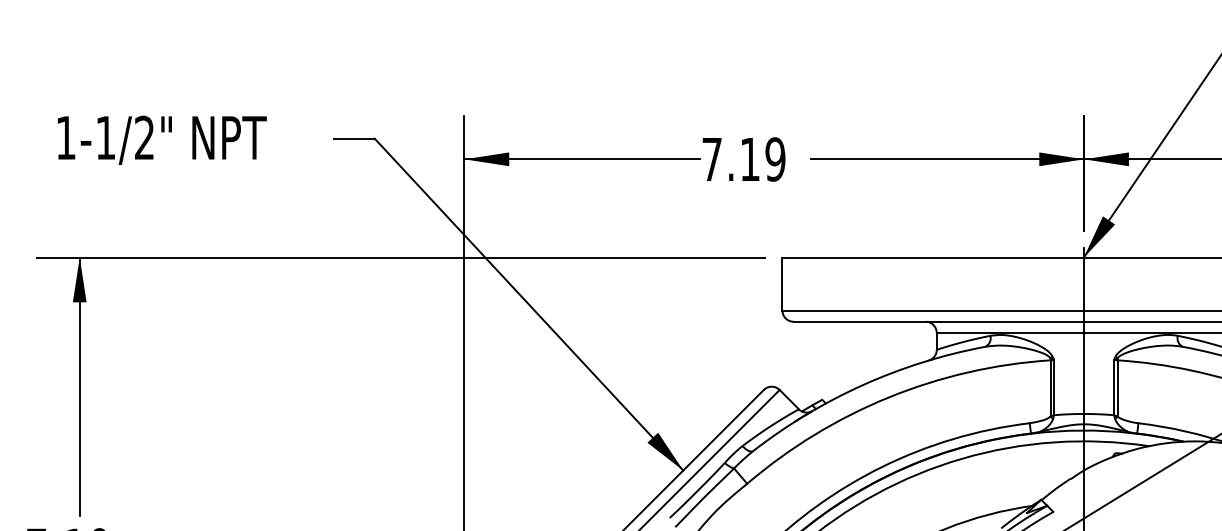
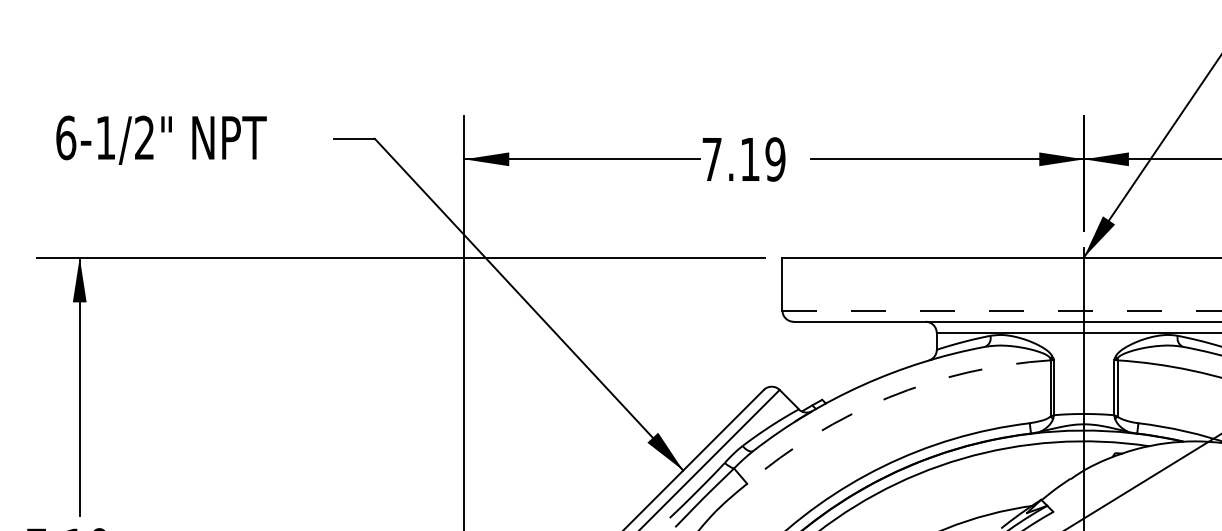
text: 1-1/2" -> 6-1/2" (66, 137)
line: solid -> dashed (1002, 310)
arc: solid -> dashed (888, 397)
